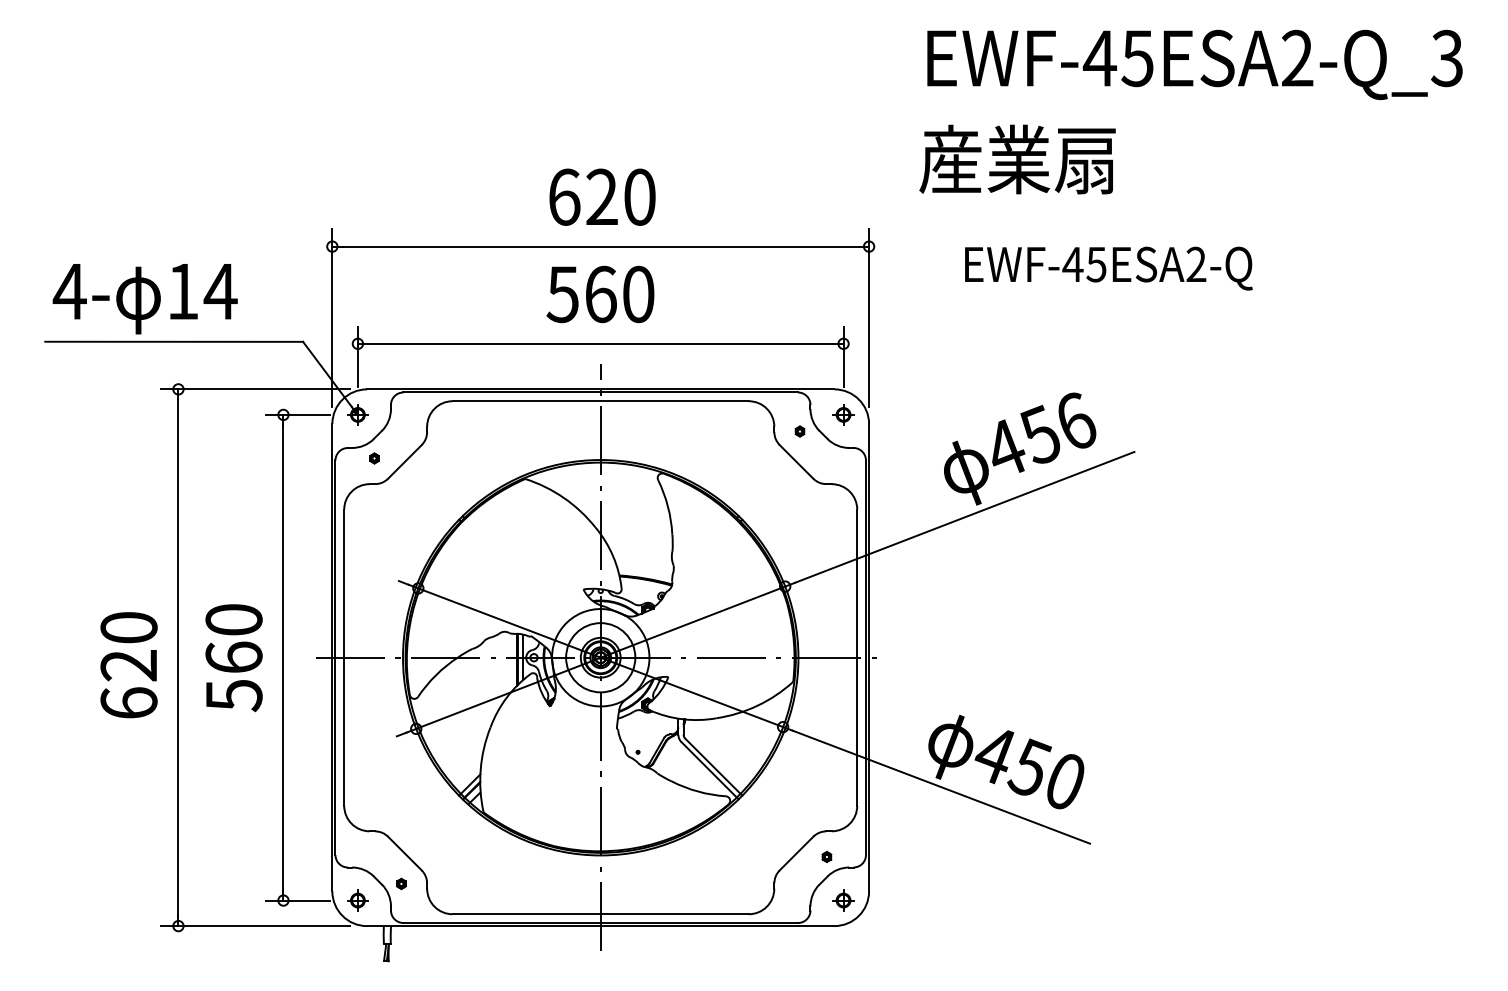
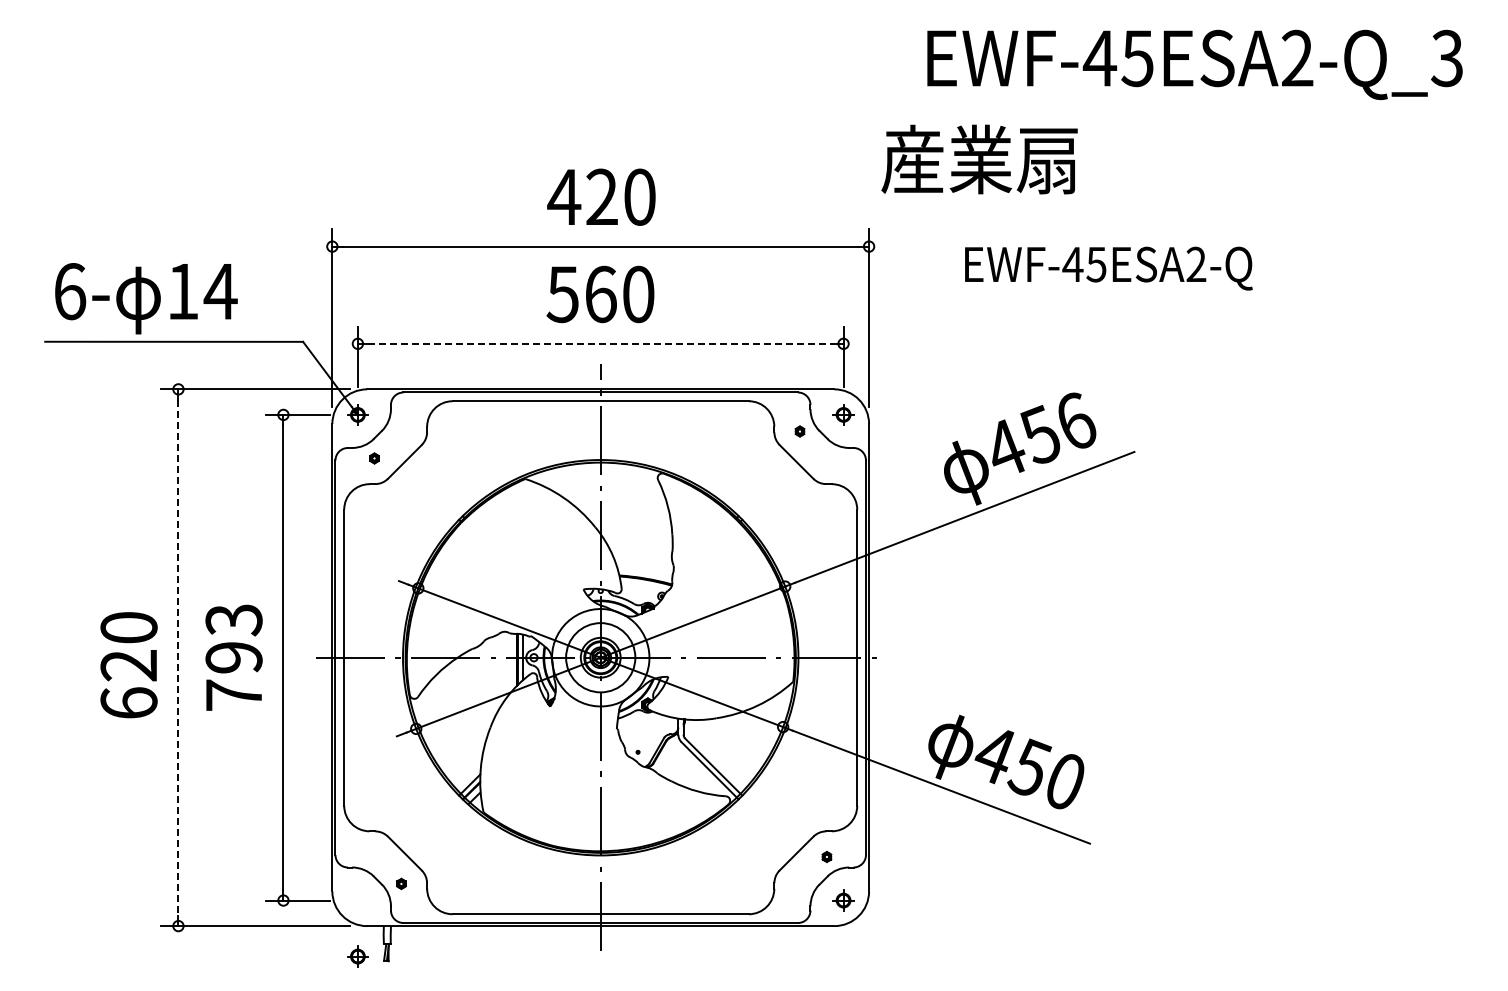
text position: (1017, 159) -> (979, 159) (979, 159)
text: 620 -> 420 (564, 196)
text: 4- -> 6- (69, 291)
line: solid -> dashed (601, 343)
line: solid -> dashed (178, 657)
text: 560 -> 793 (233, 658)
part position: (357, 900) -> (357, 956) (357, 956)
